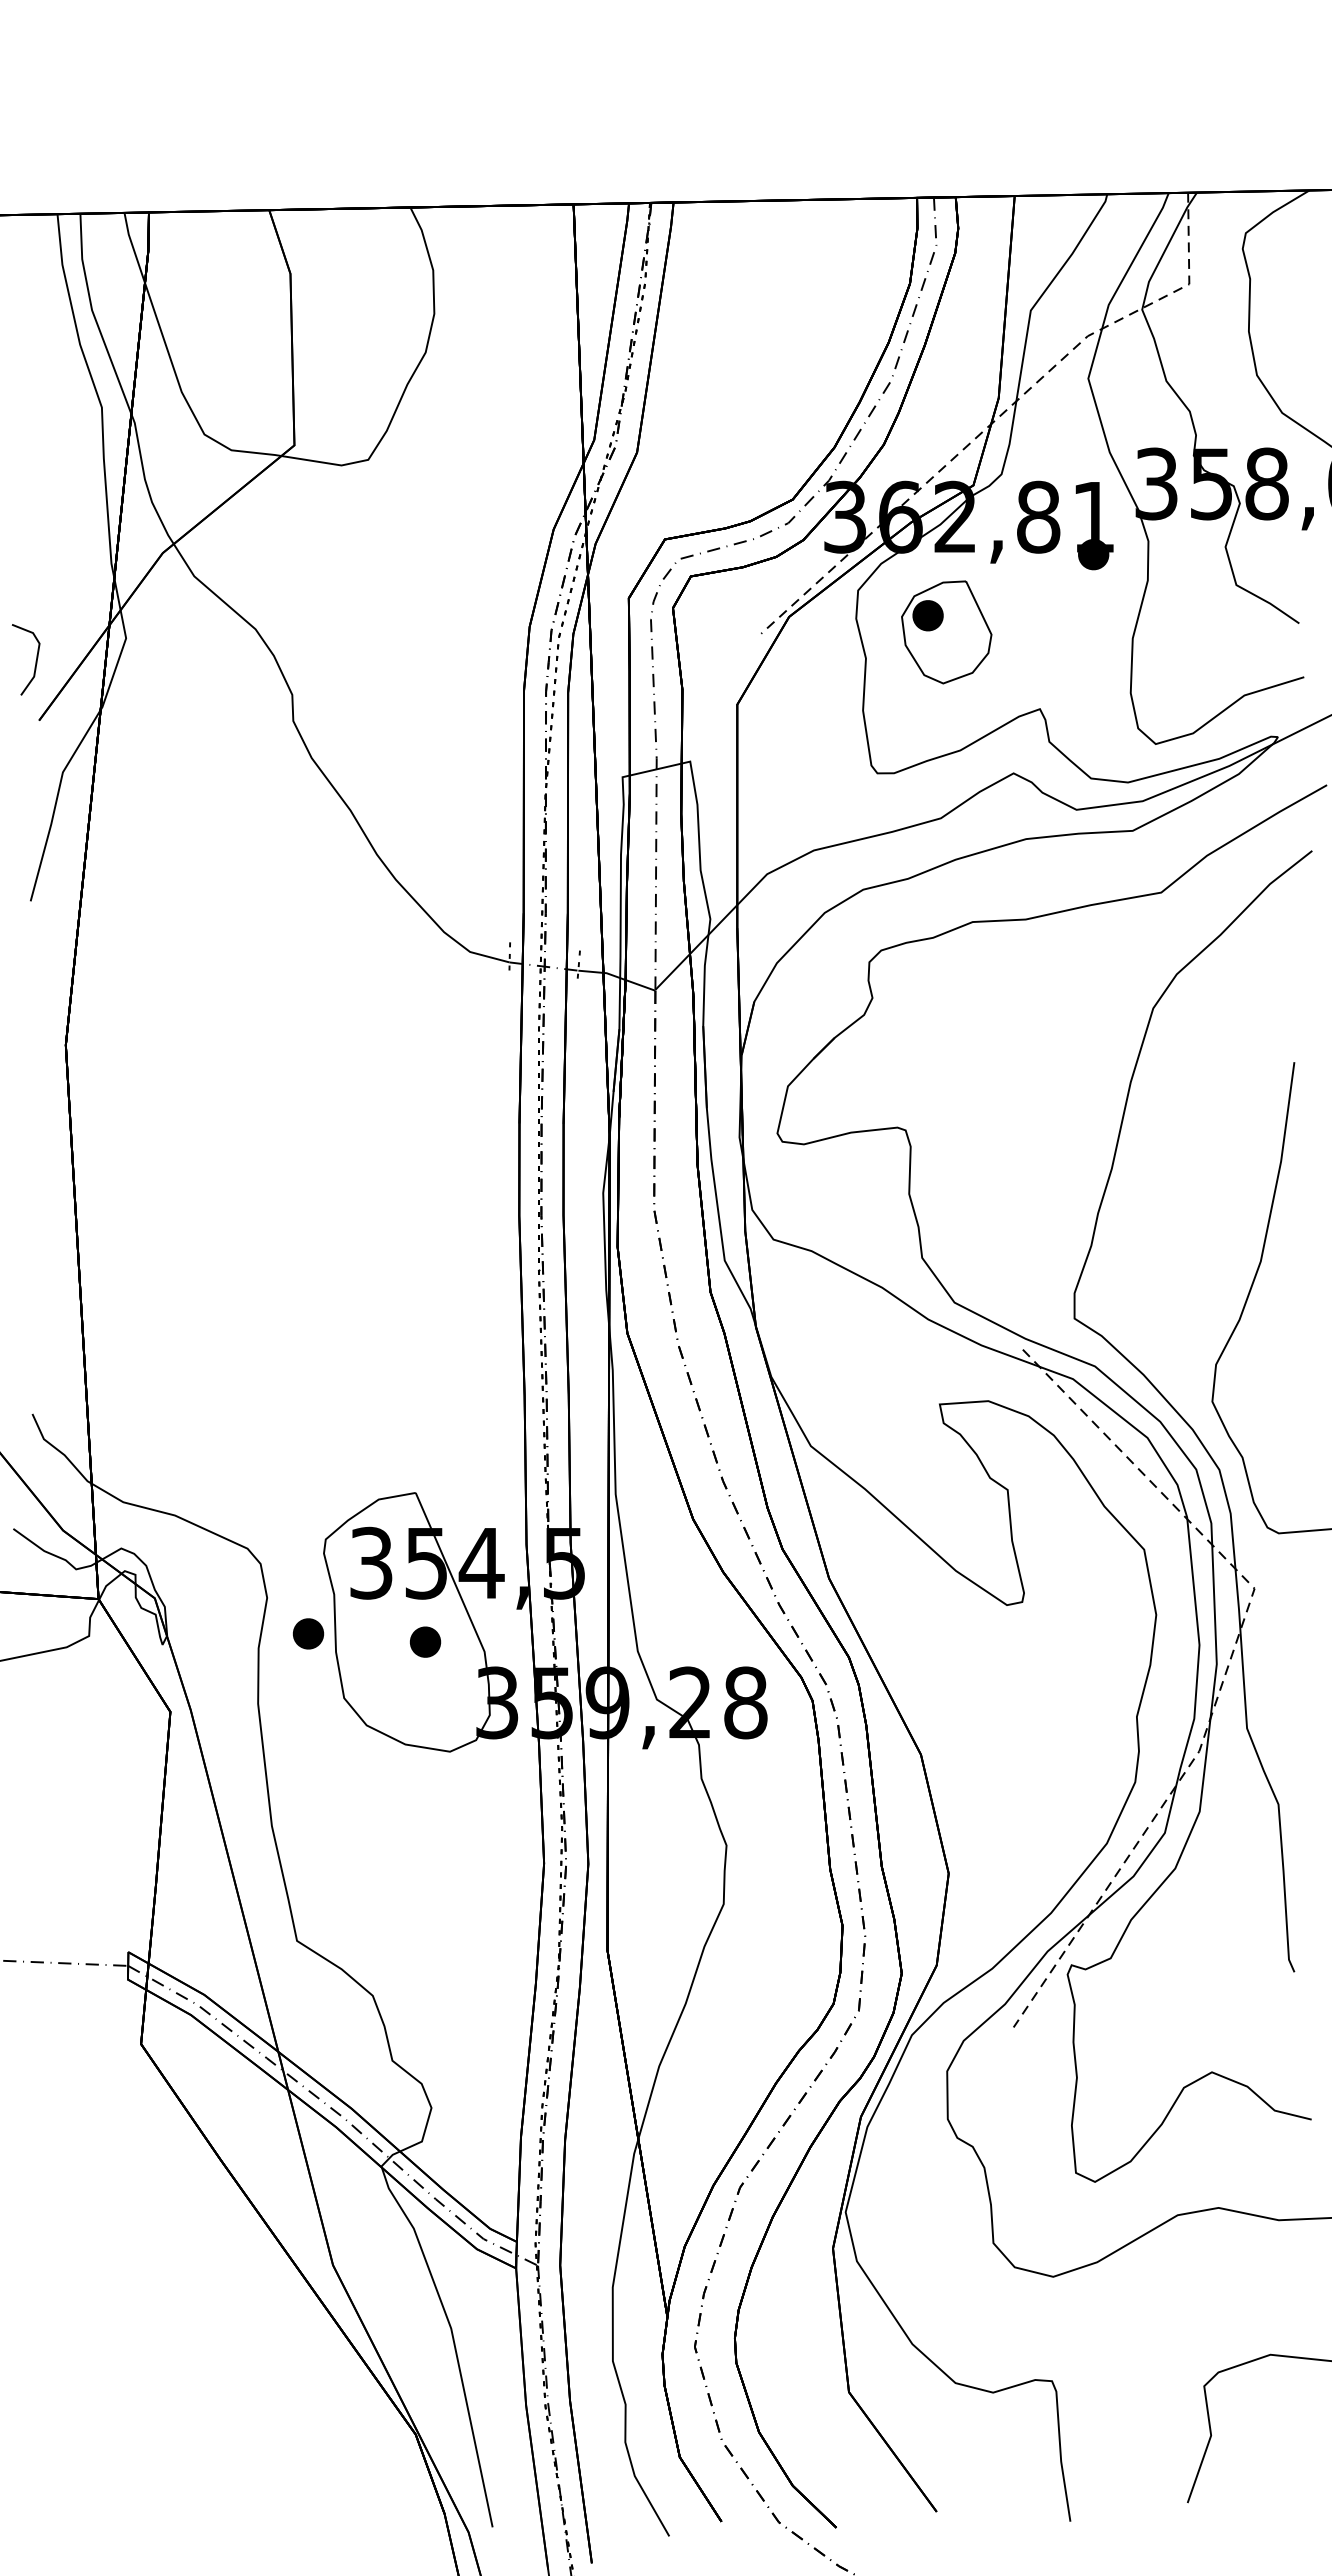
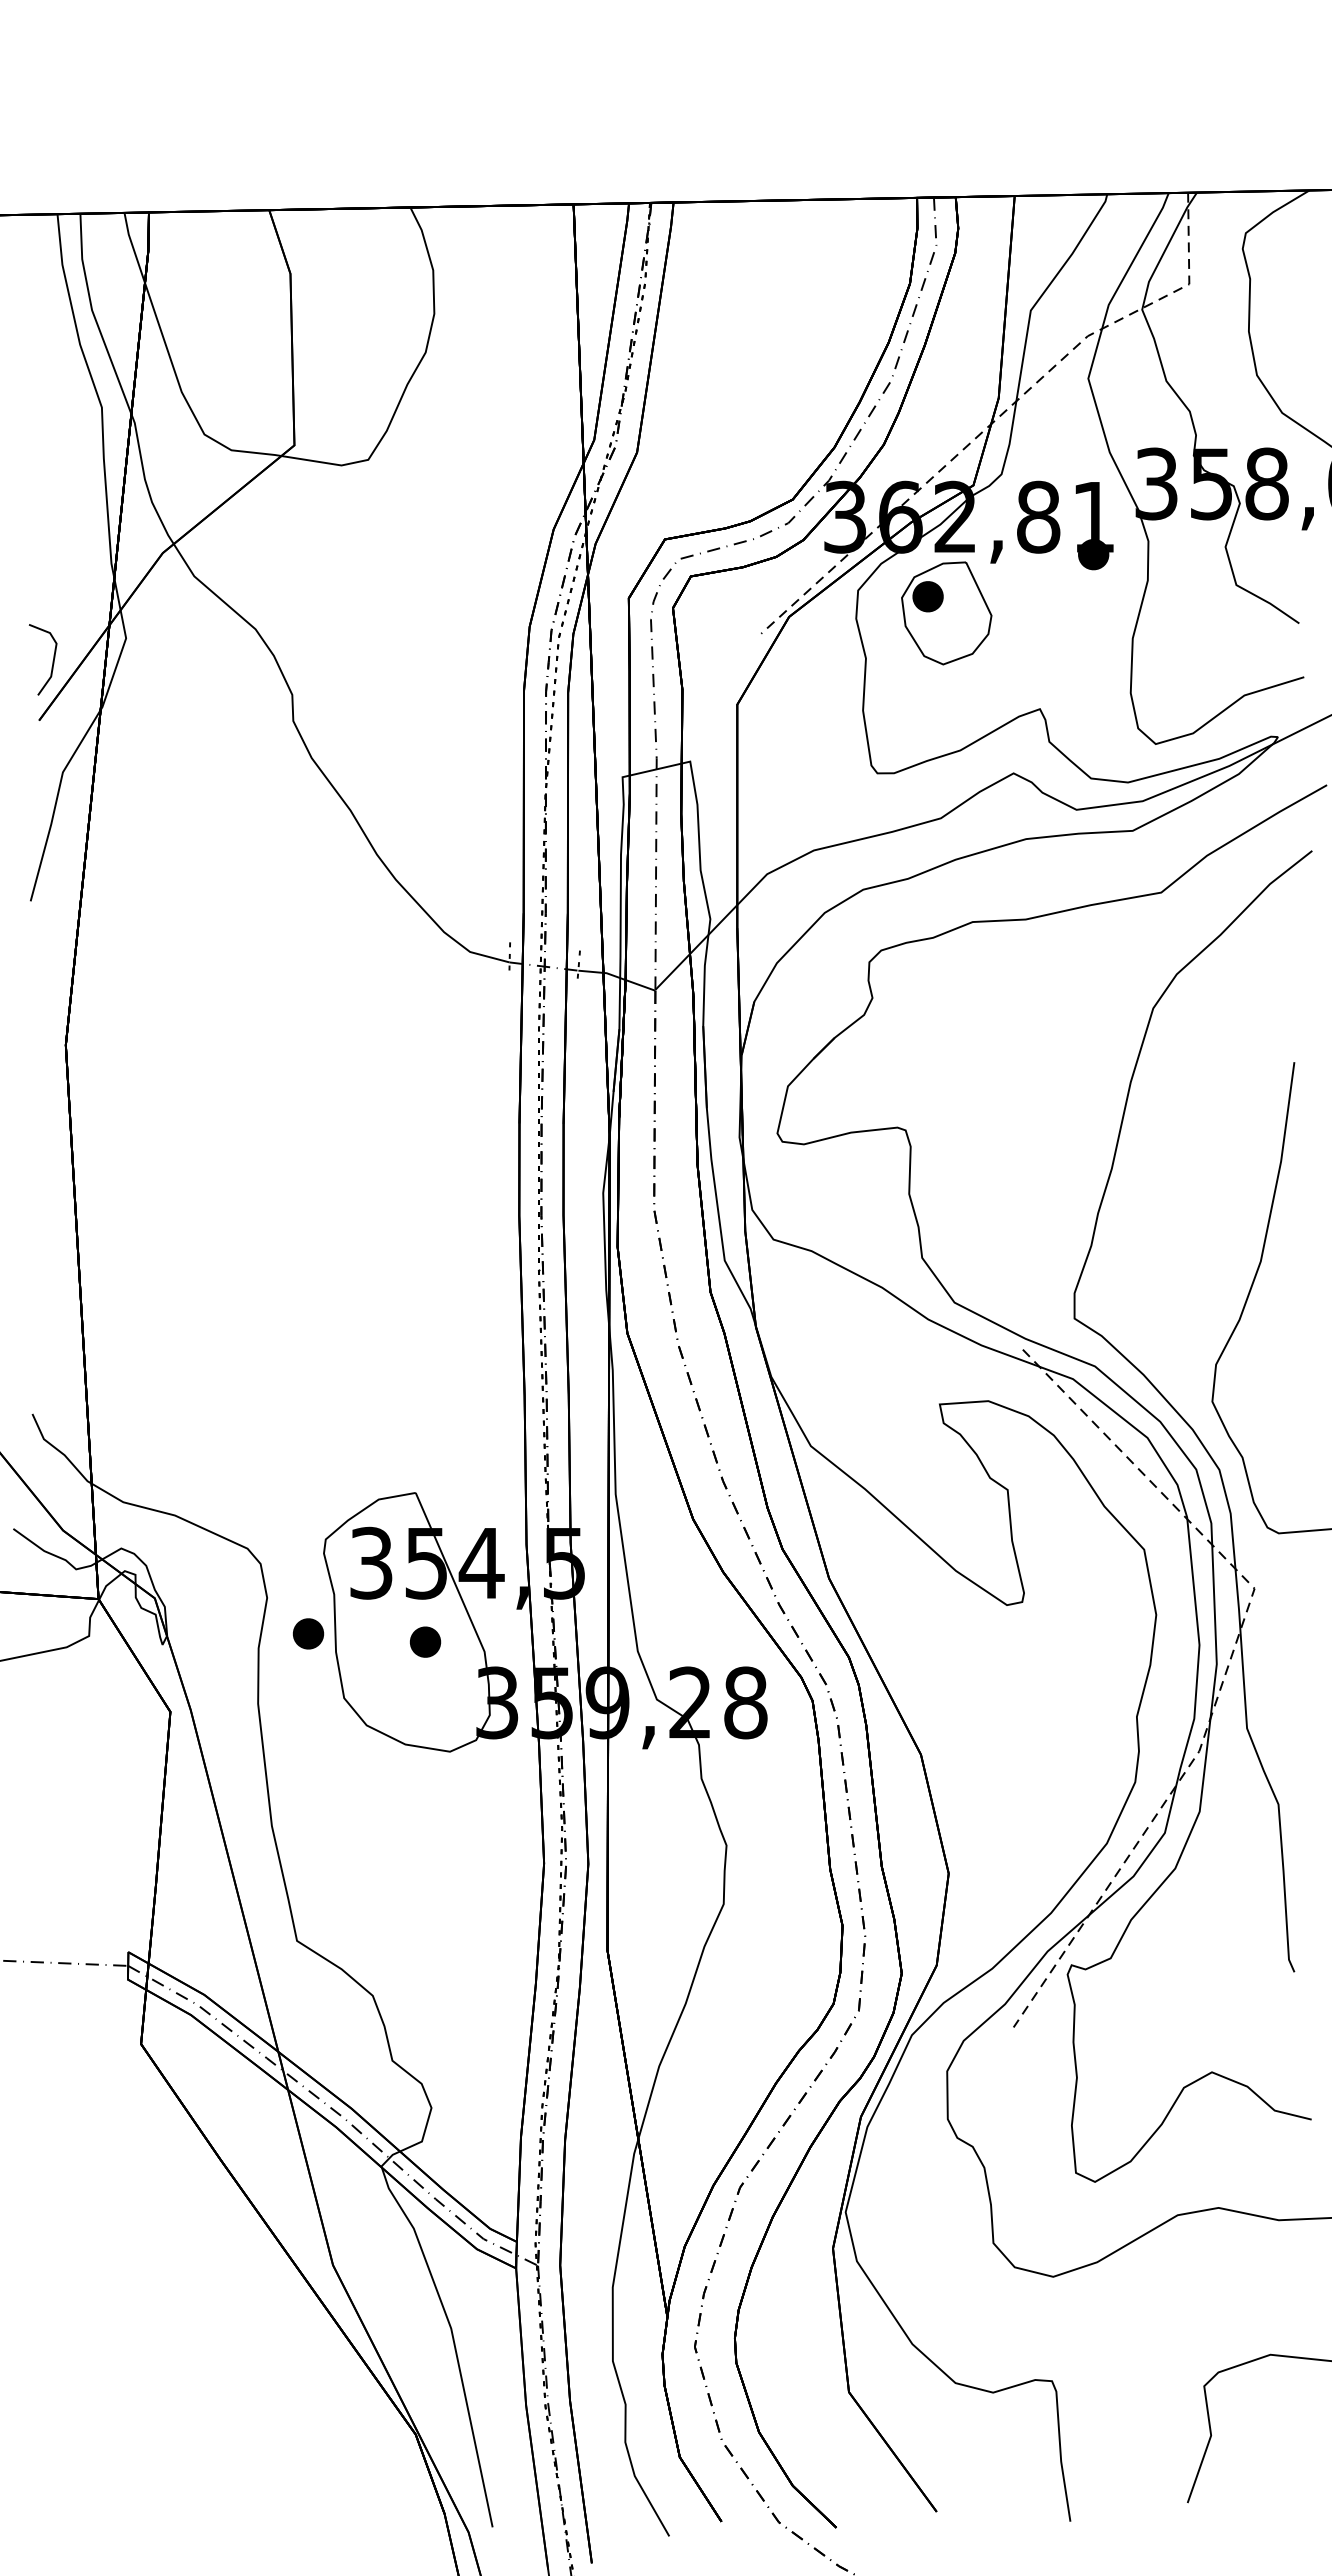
part position: (946, 632) -> (946, 613) (946, 613)
line position: (35, 660) -> (52, 660) (52, 660)
